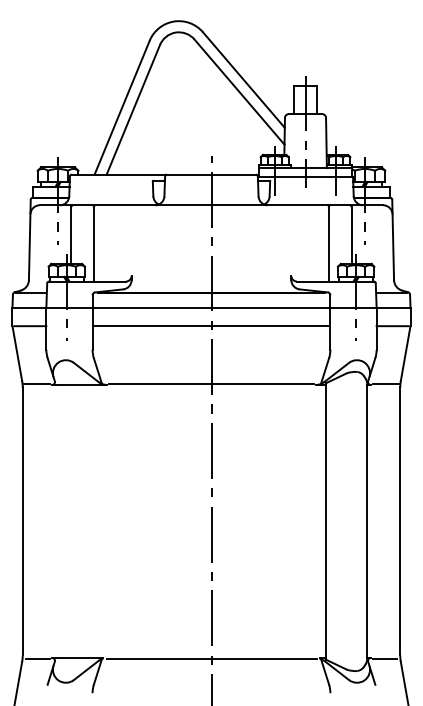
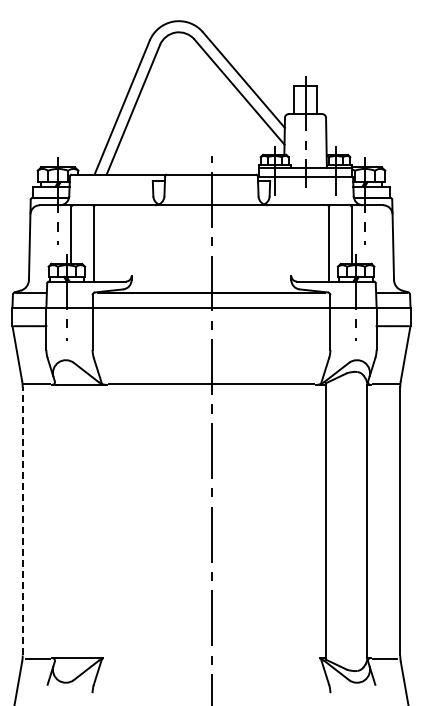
line: present -> none (211, 326)
line: solid -> dashed (22, 520)
line: present -> none (211, 658)
